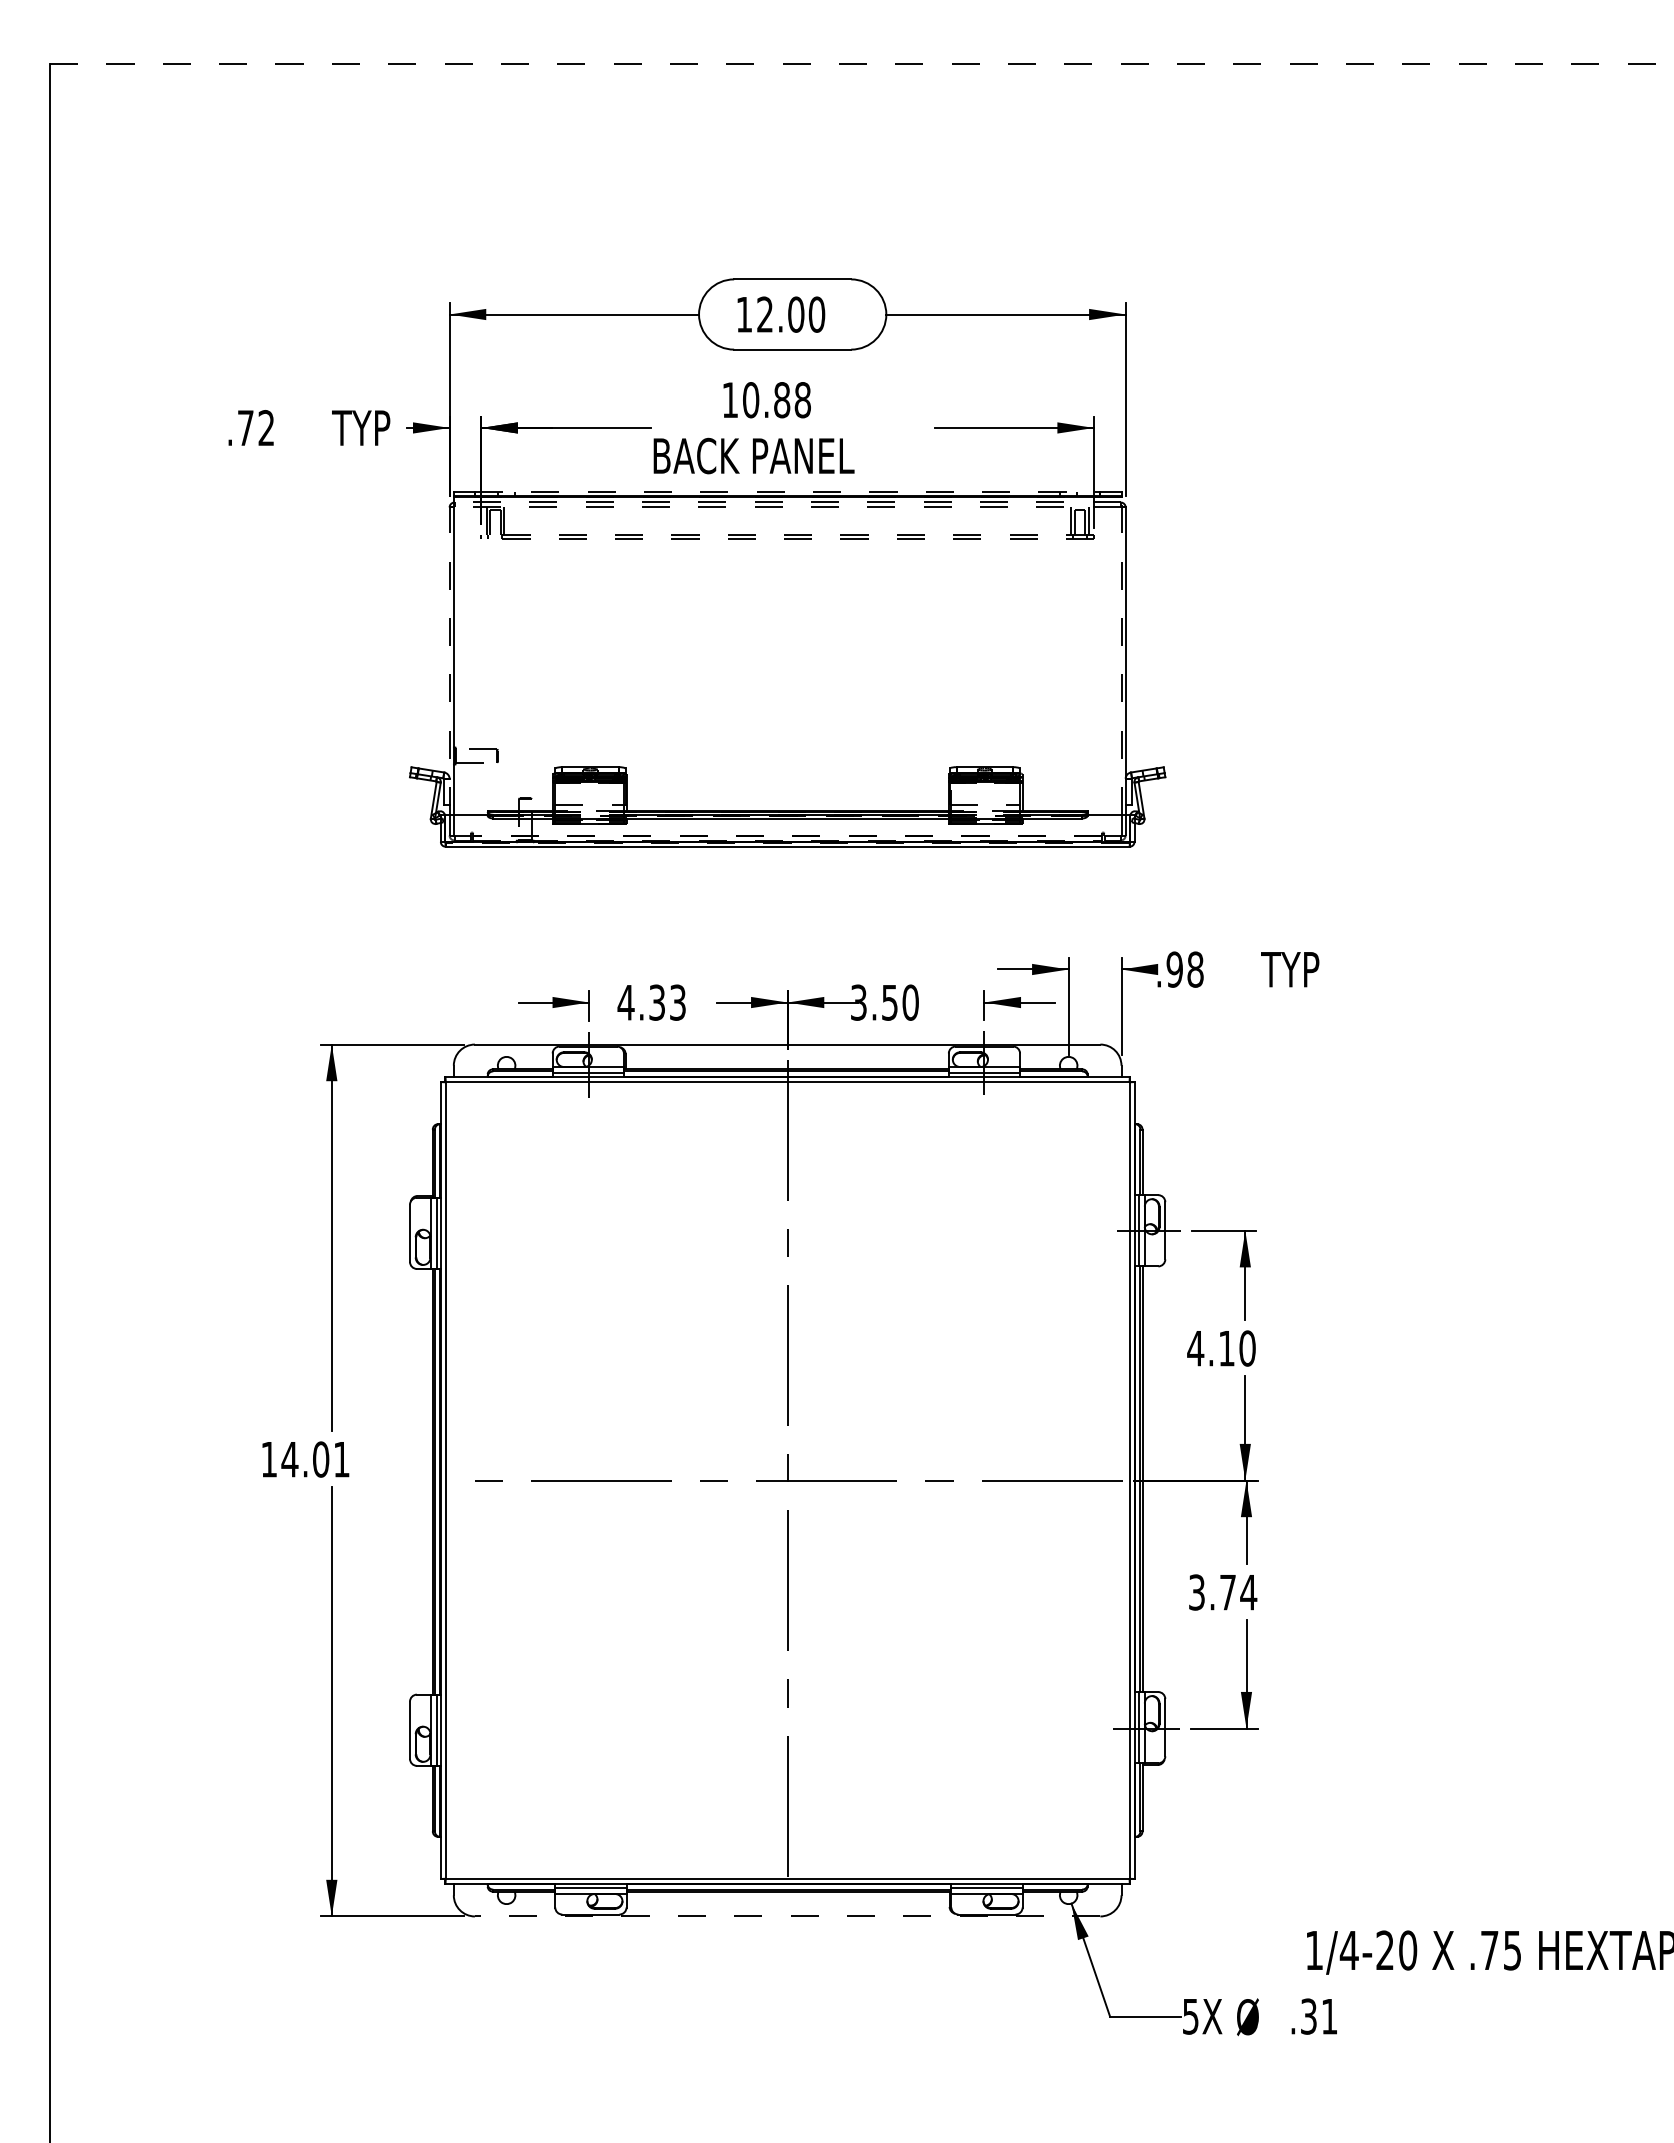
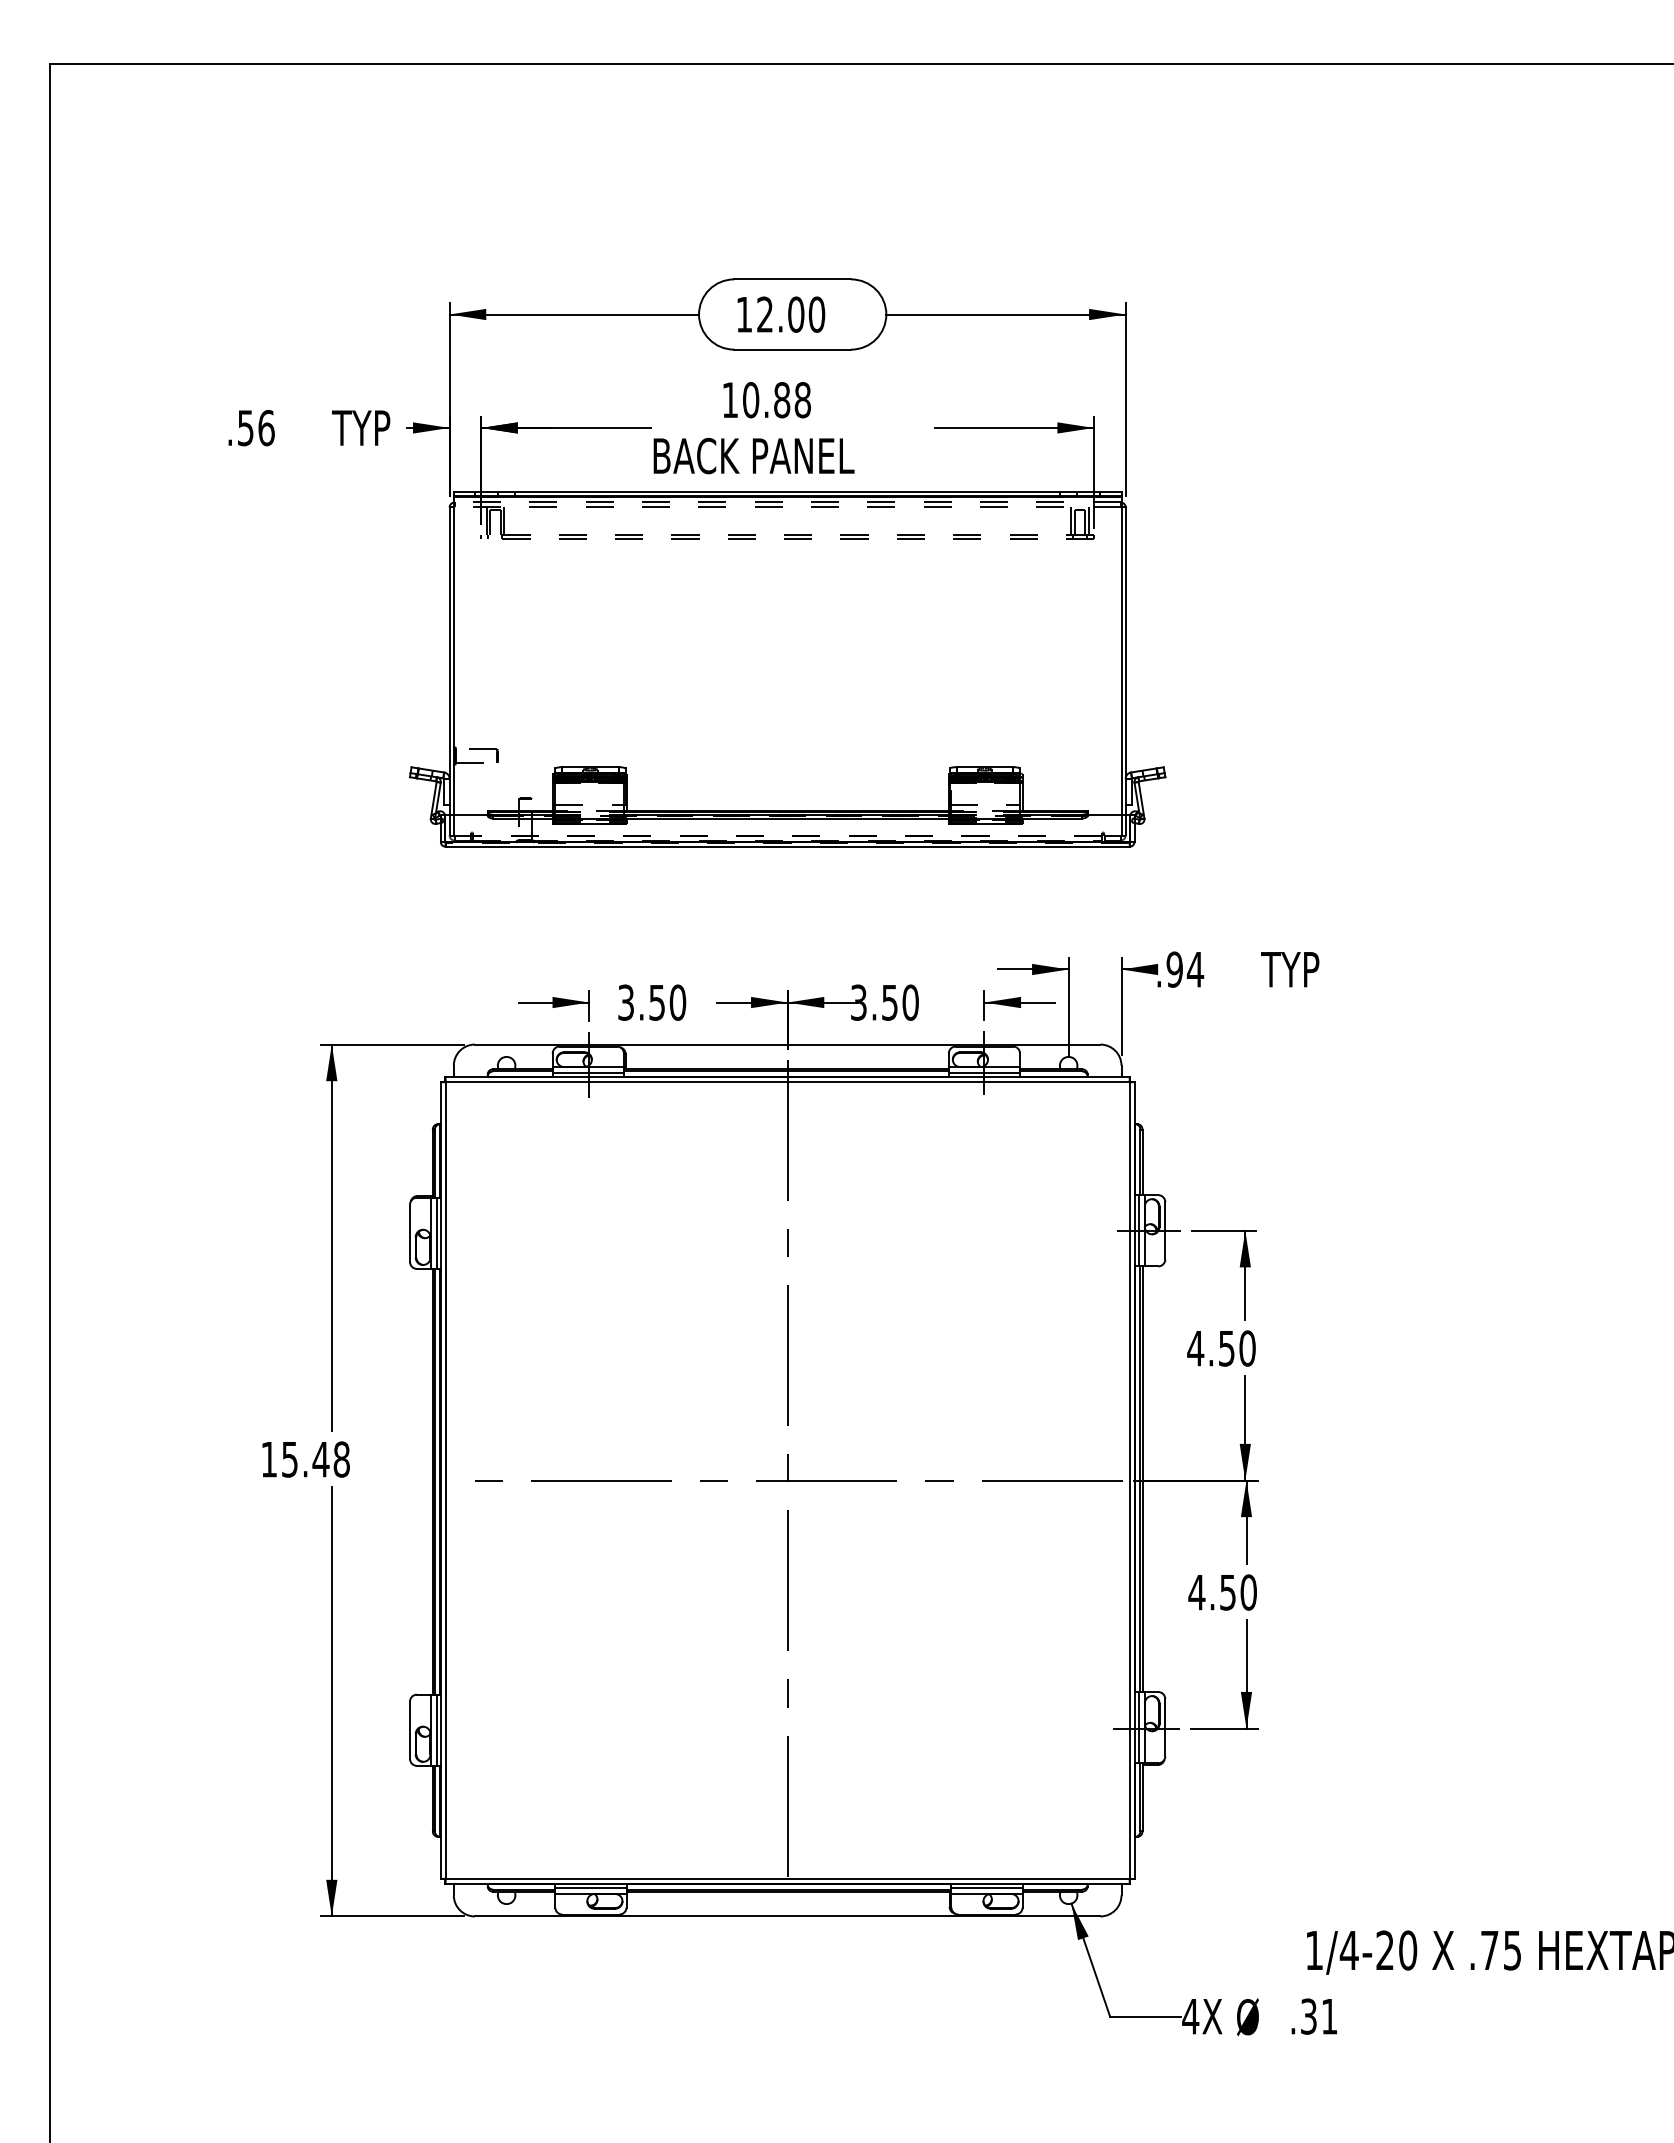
line: dashed -> solid (862, 64)
text: .72 -> .56 (256, 427)
line: dashed -> solid (787, 491)
line: dashed -> solid (1121, 655)
line: dashed -> solid (449, 661)
text: .98 -> .94 (1195, 969)
text: 4.33 -> 3.50 (651, 1002)
text: 4.10 -> 4.50 (1226, 1348)
text: 14.01 -> 15.48 (315, 1459)
text: 3.74 -> 4.50 (1222, 1592)
line: dashed -> solid (787, 1916)
text: 5X -> 4X (1190, 2016)
